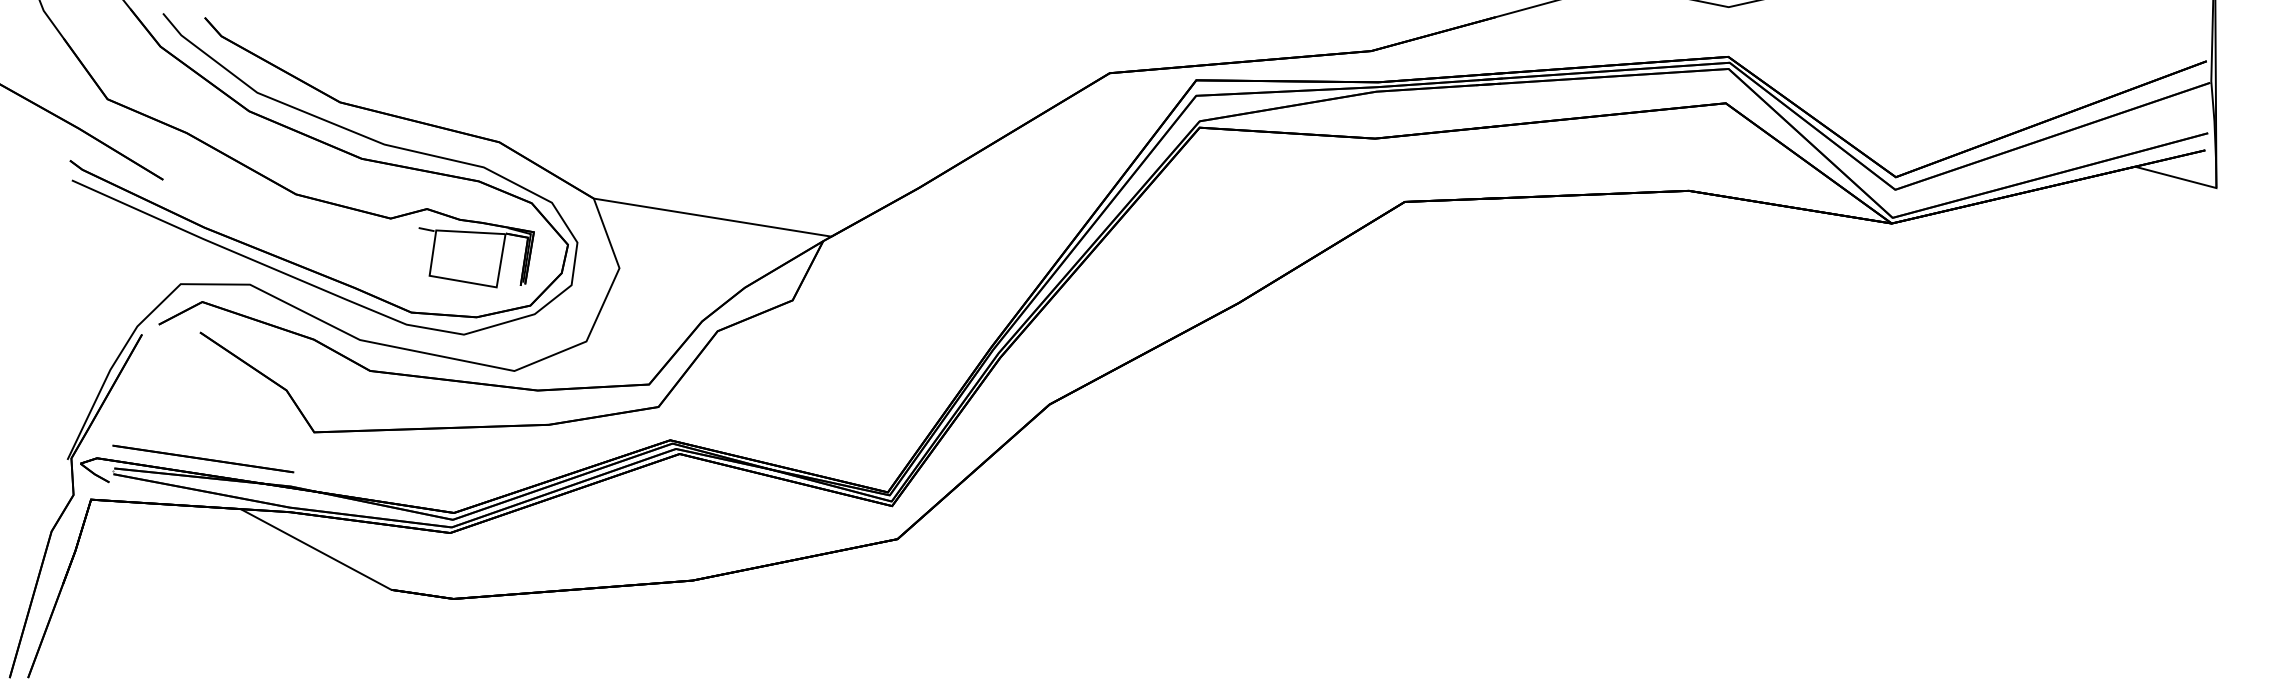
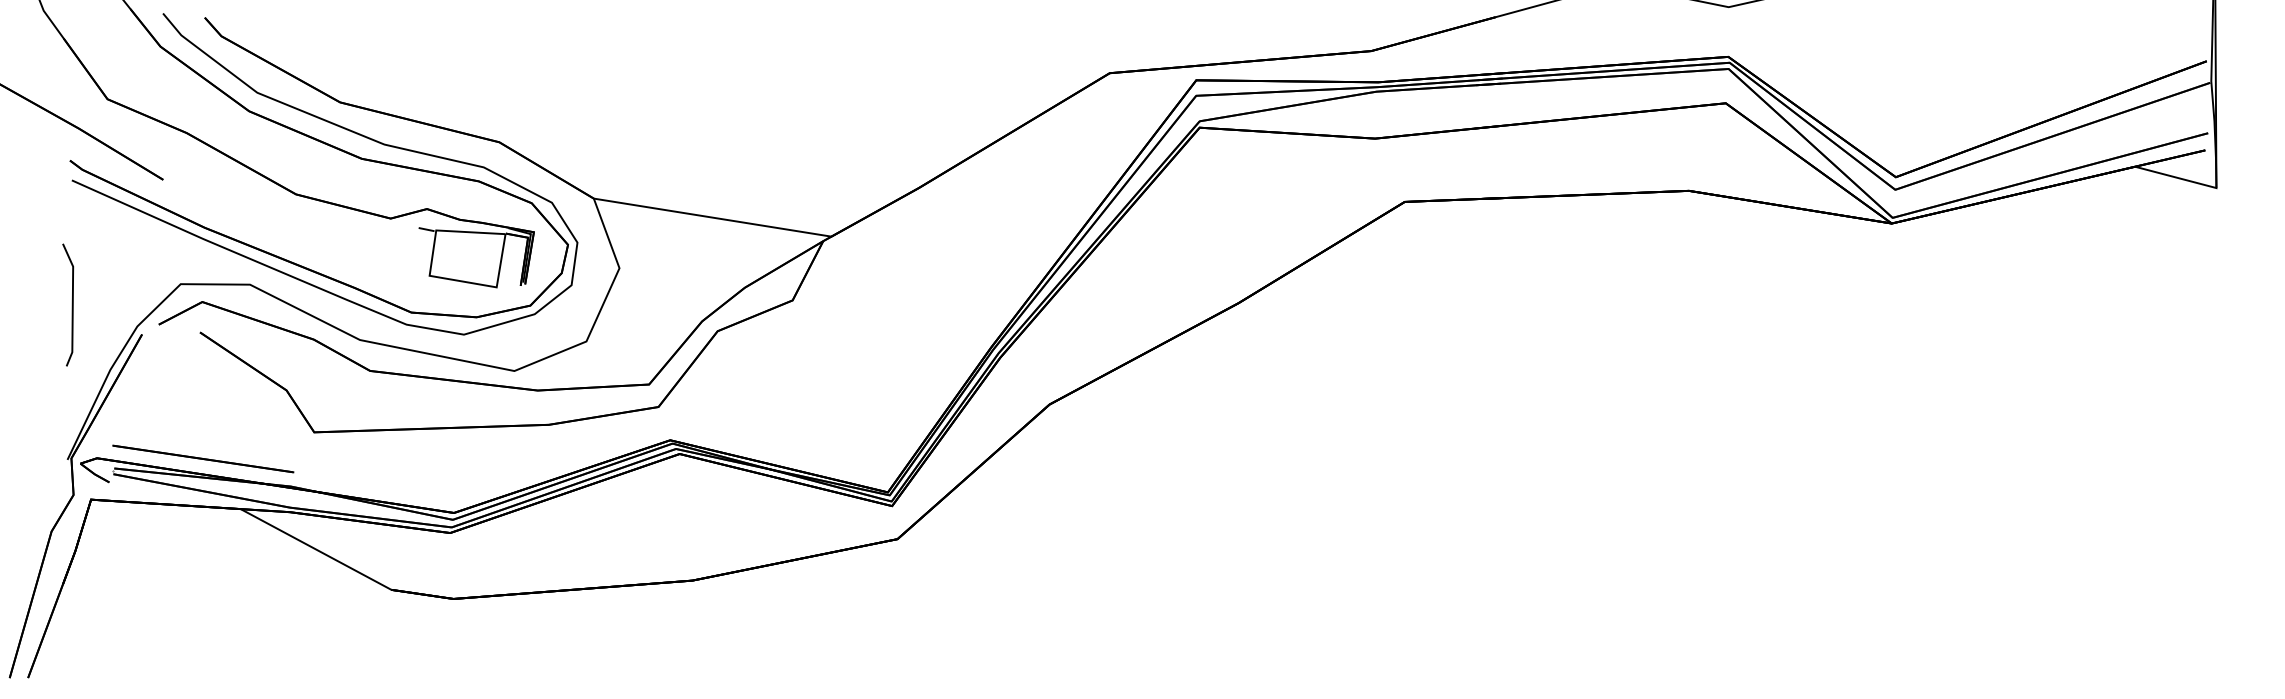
curve: none -> present (71, 304)
